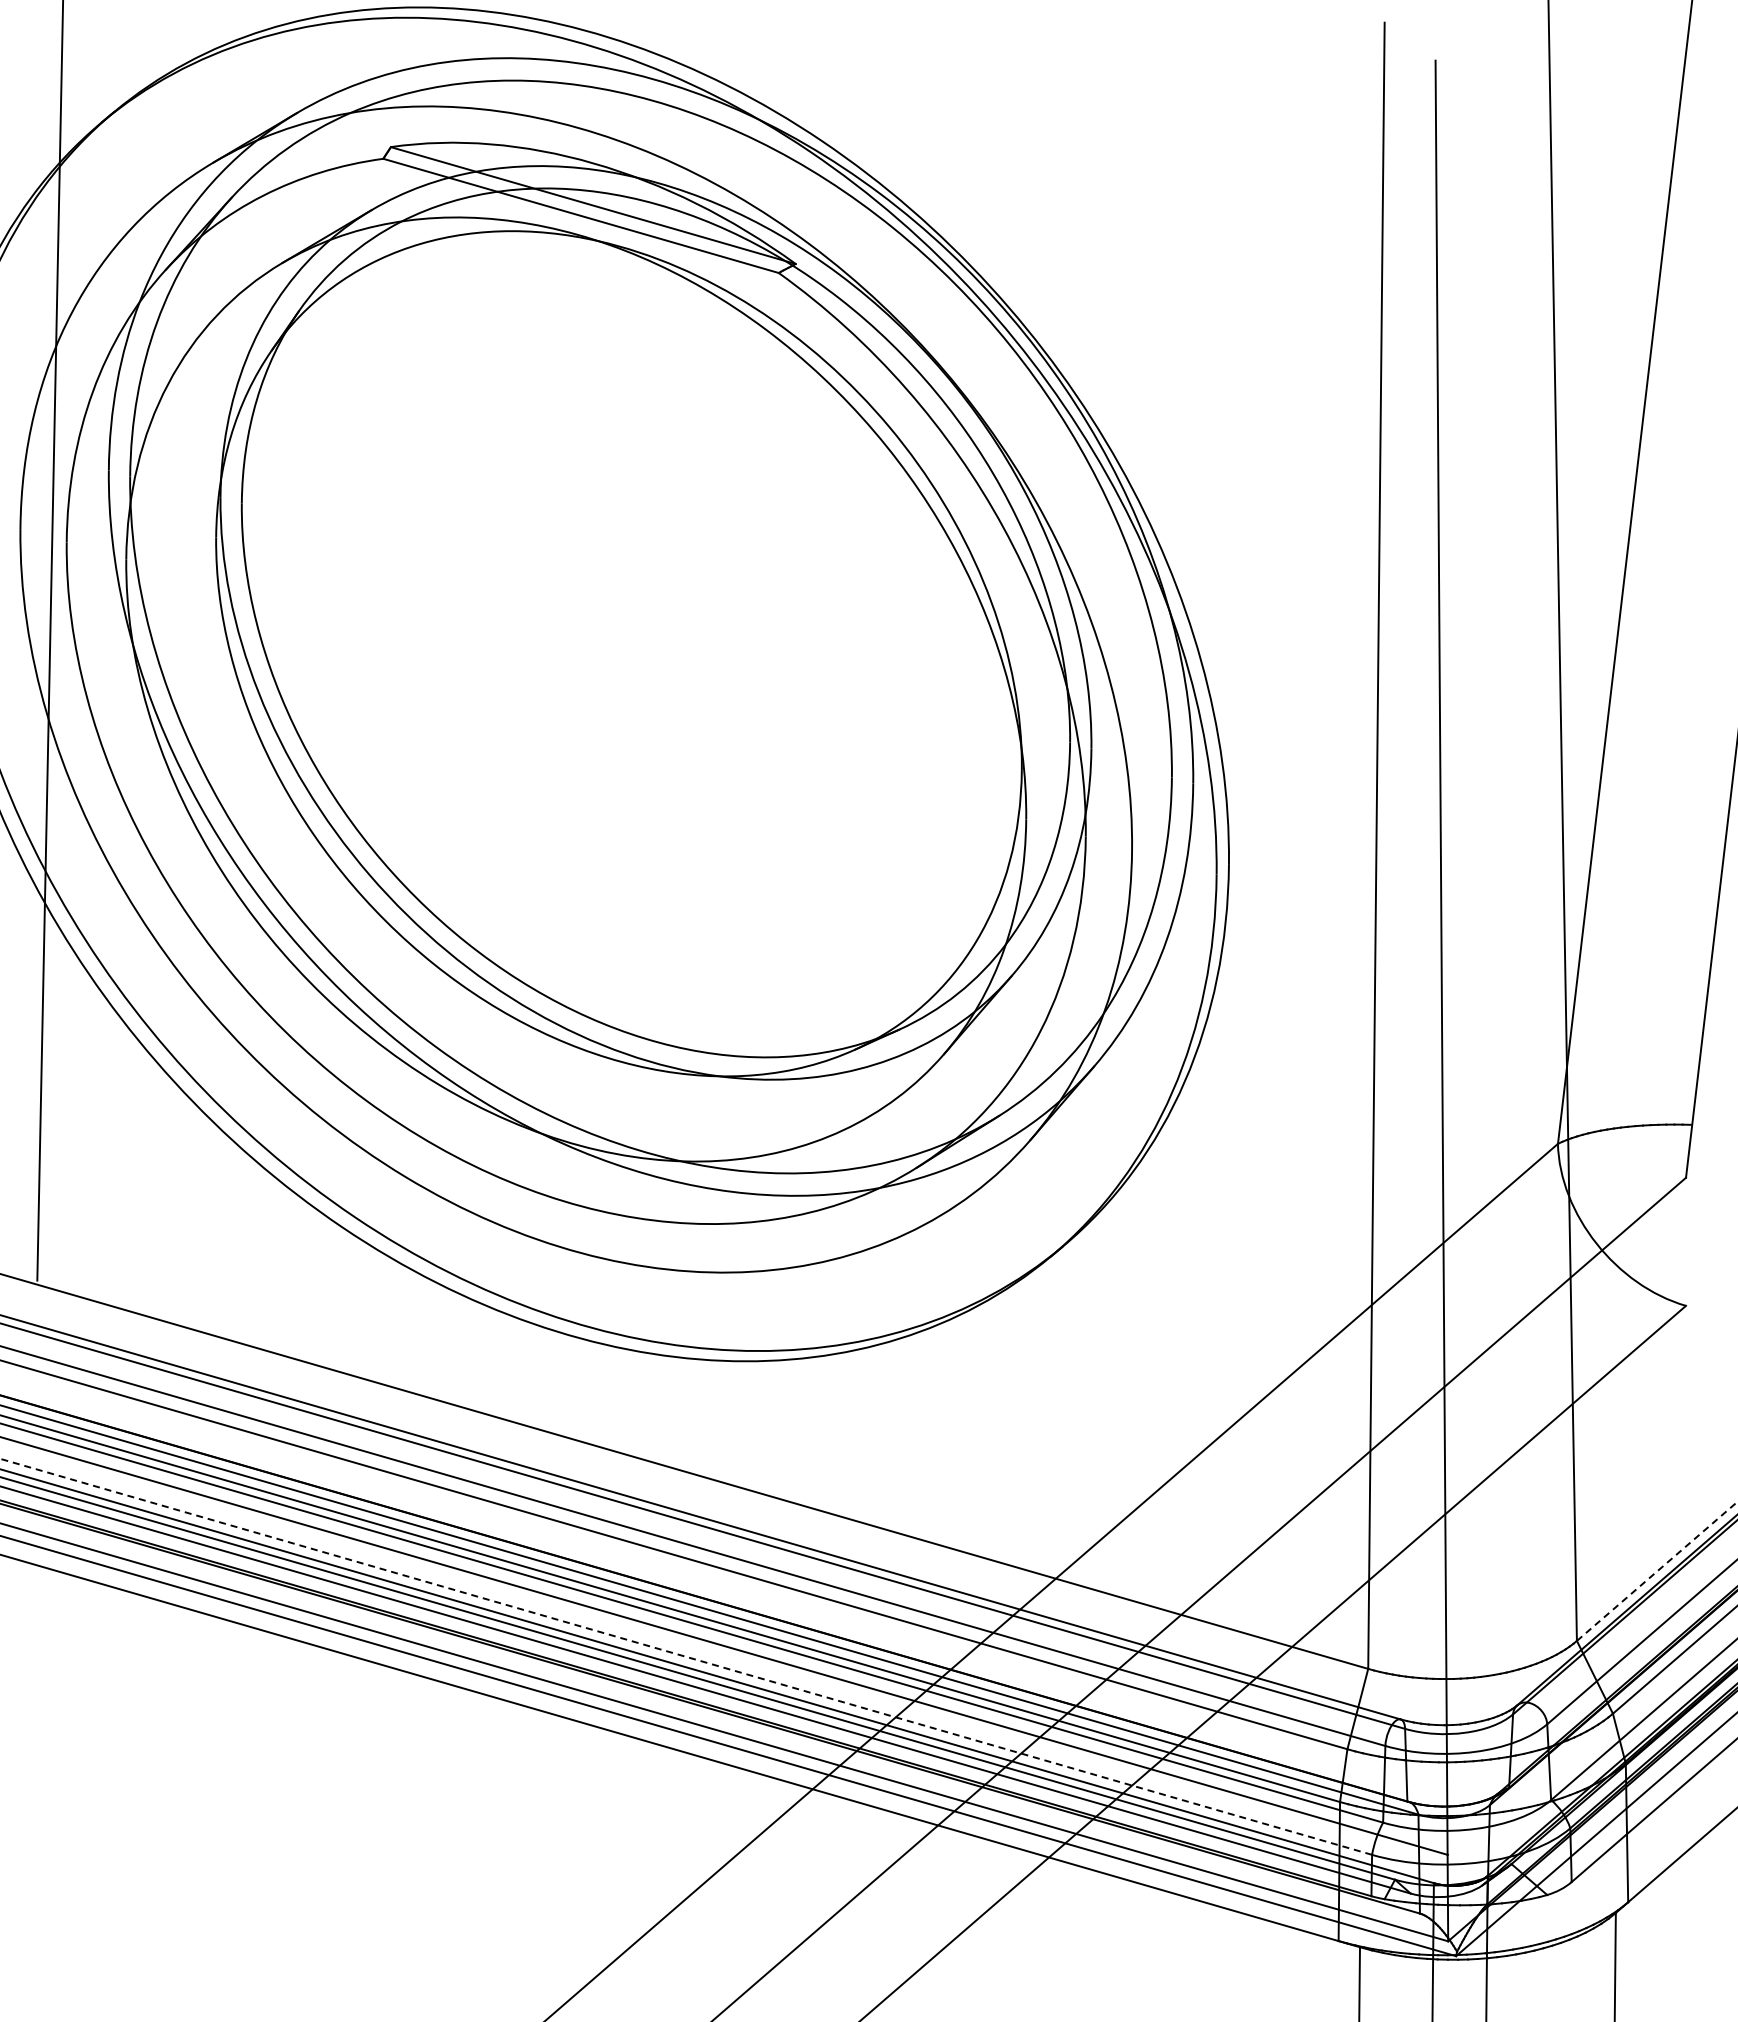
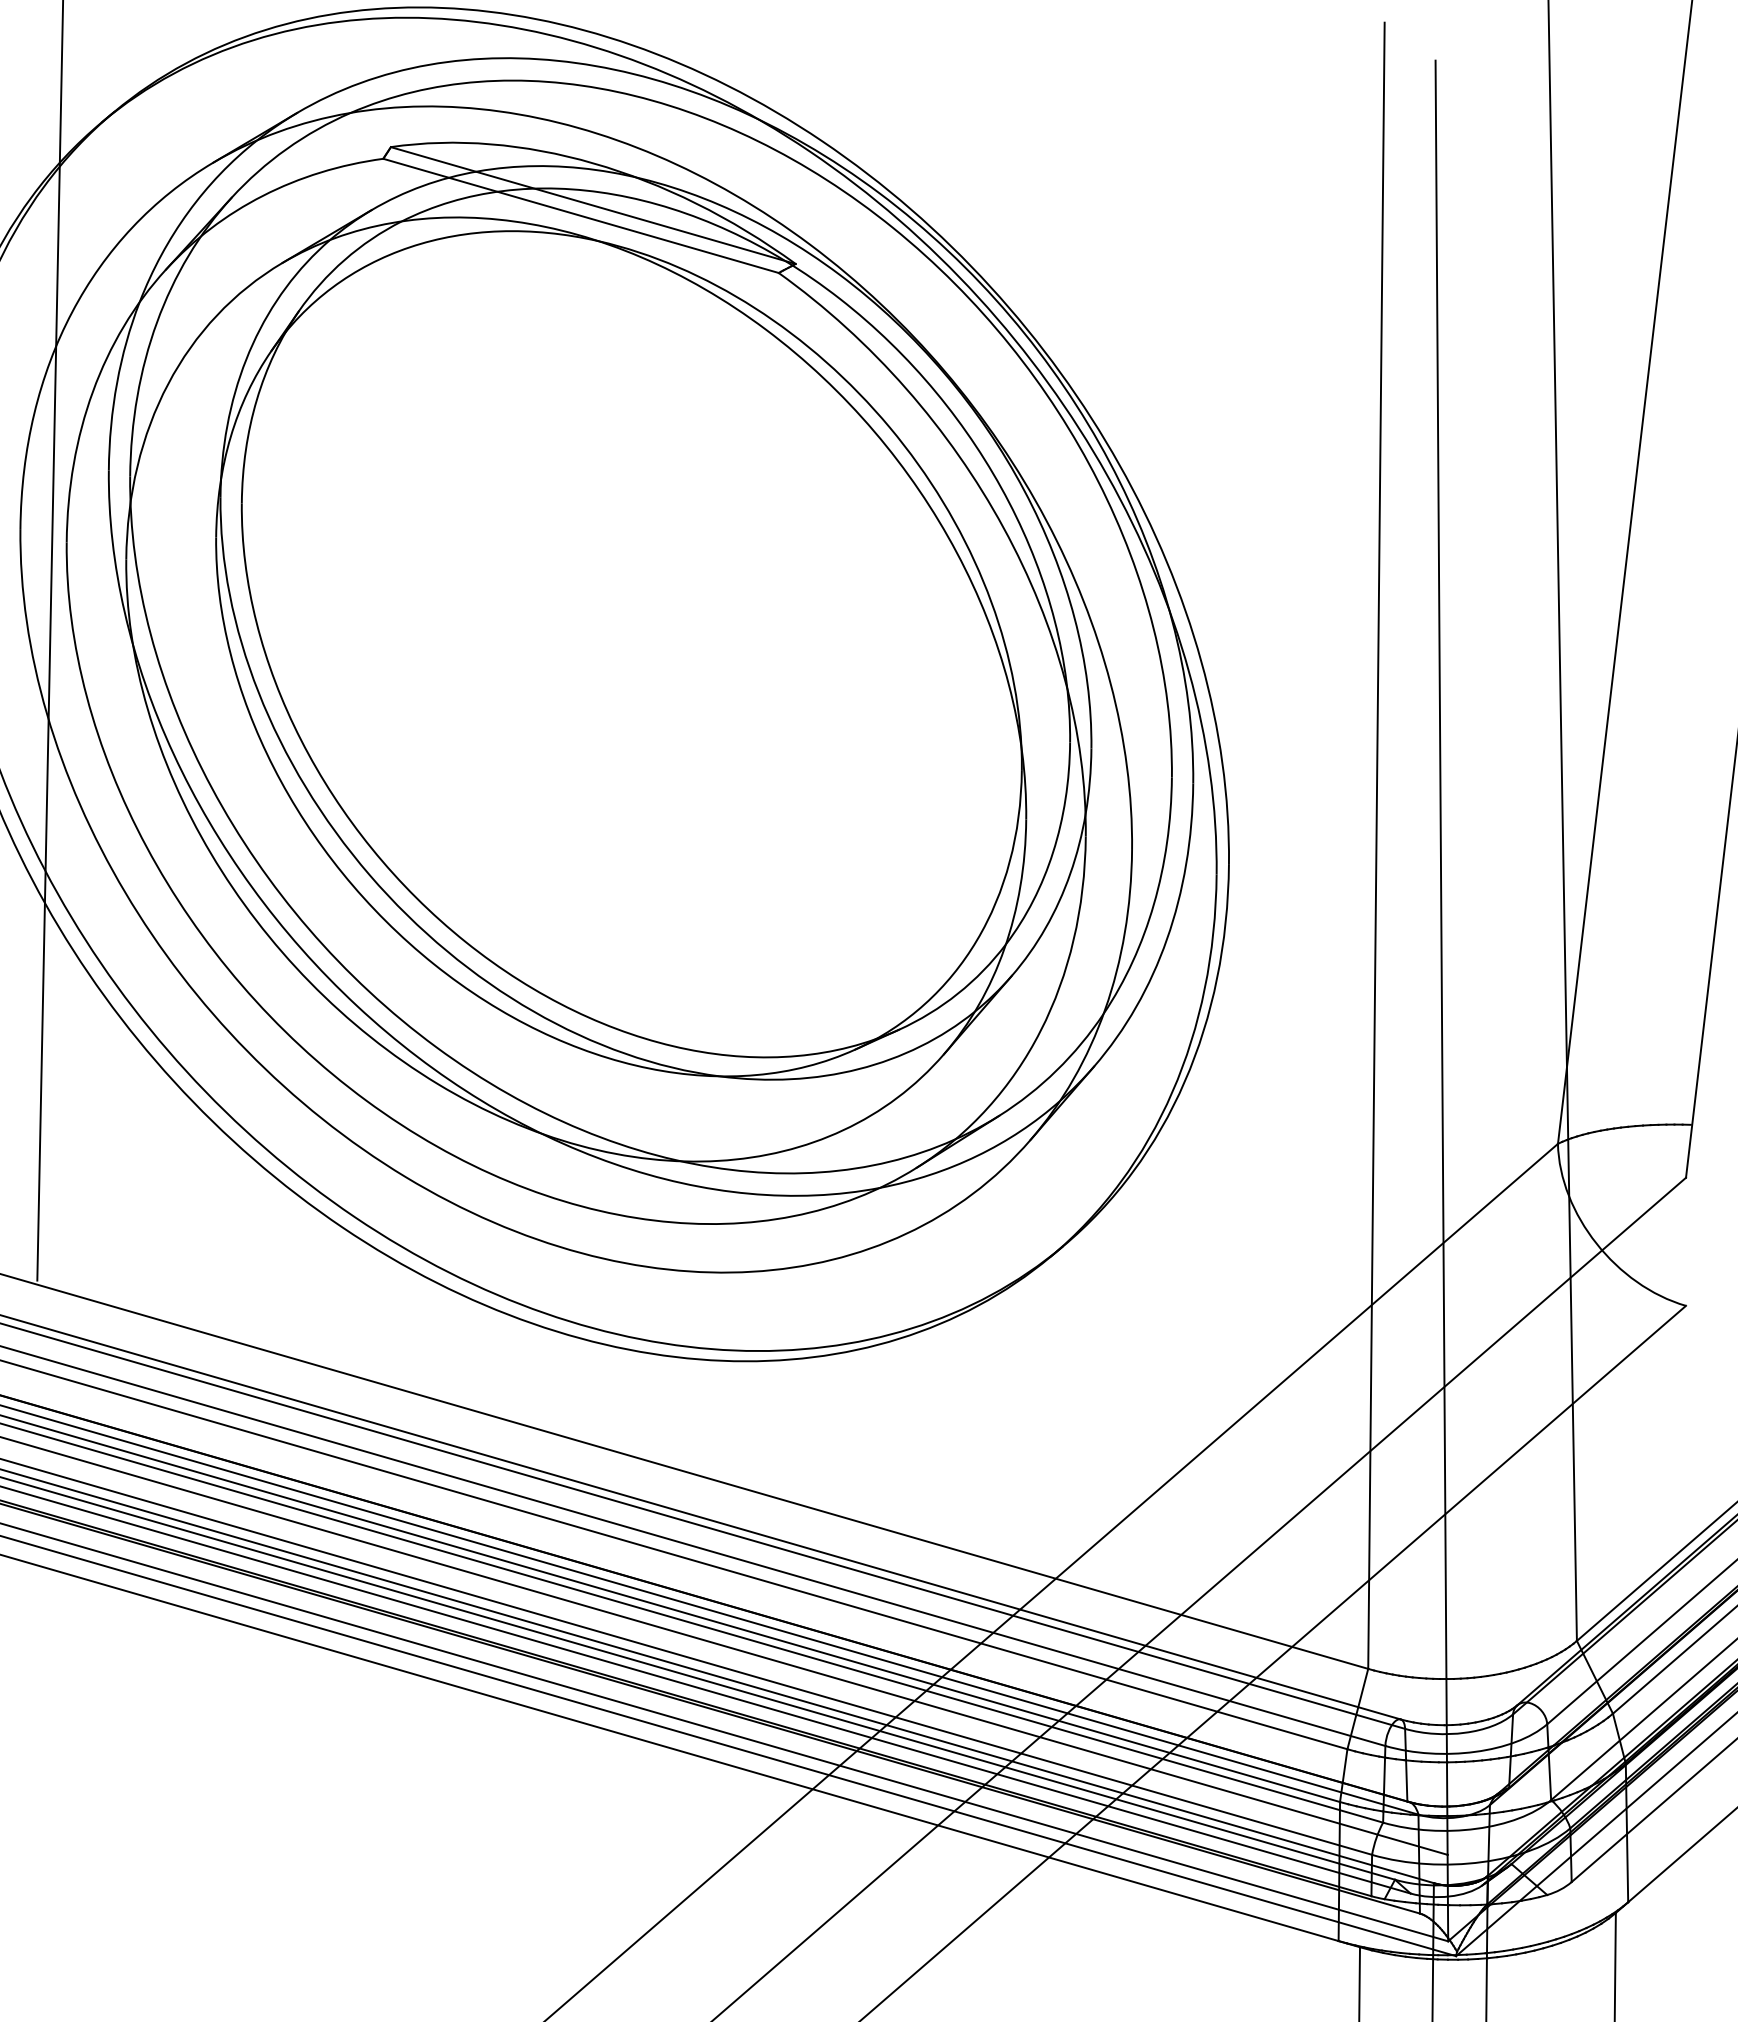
line: dashed -> solid (1657, 1571)
line: dashed -> solid (686, 1656)
